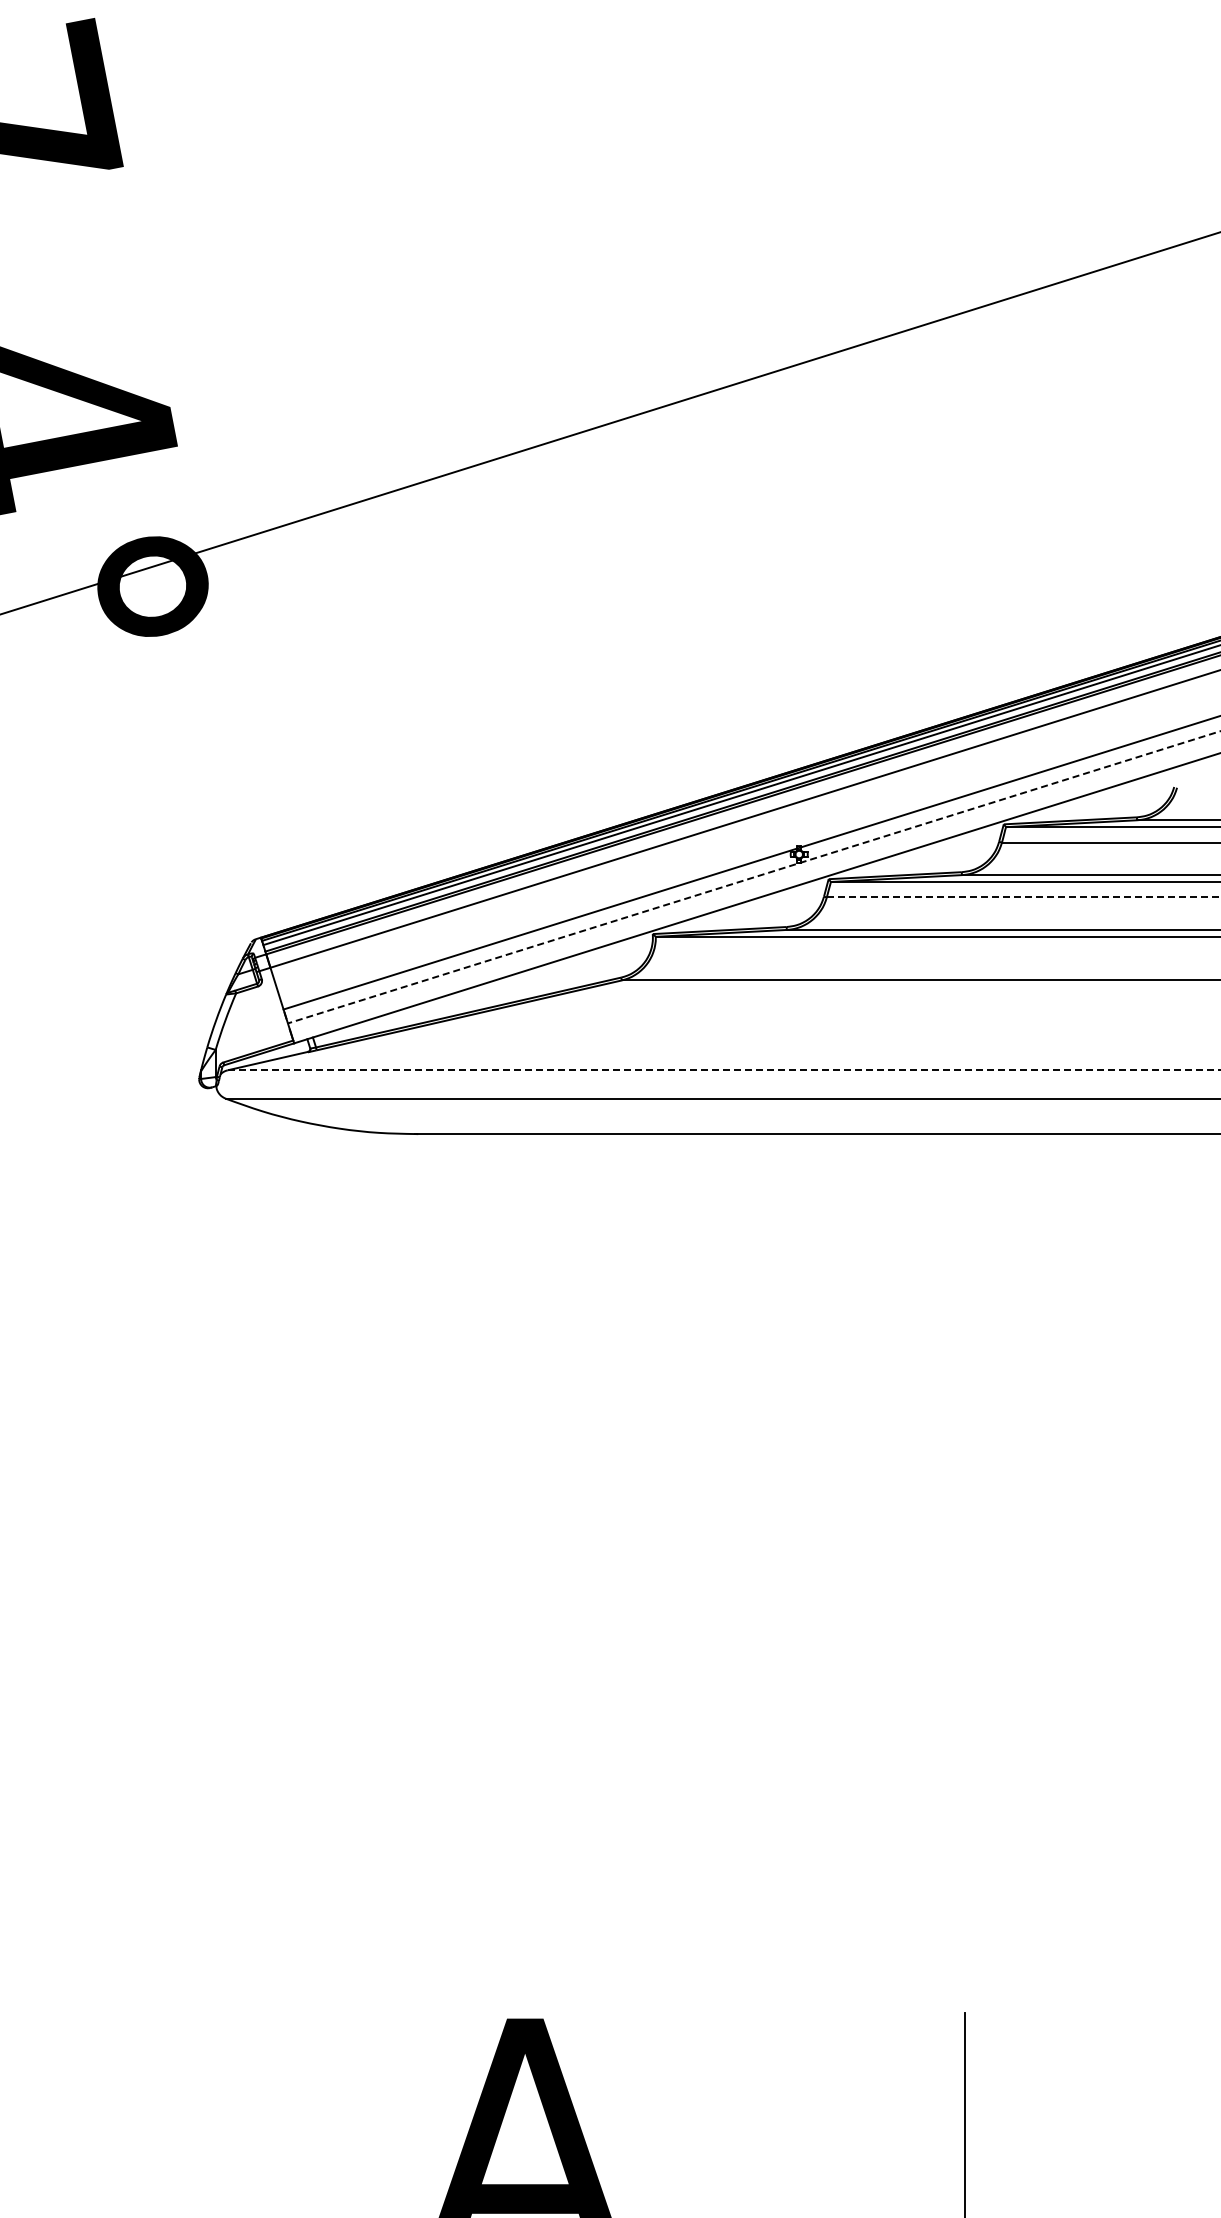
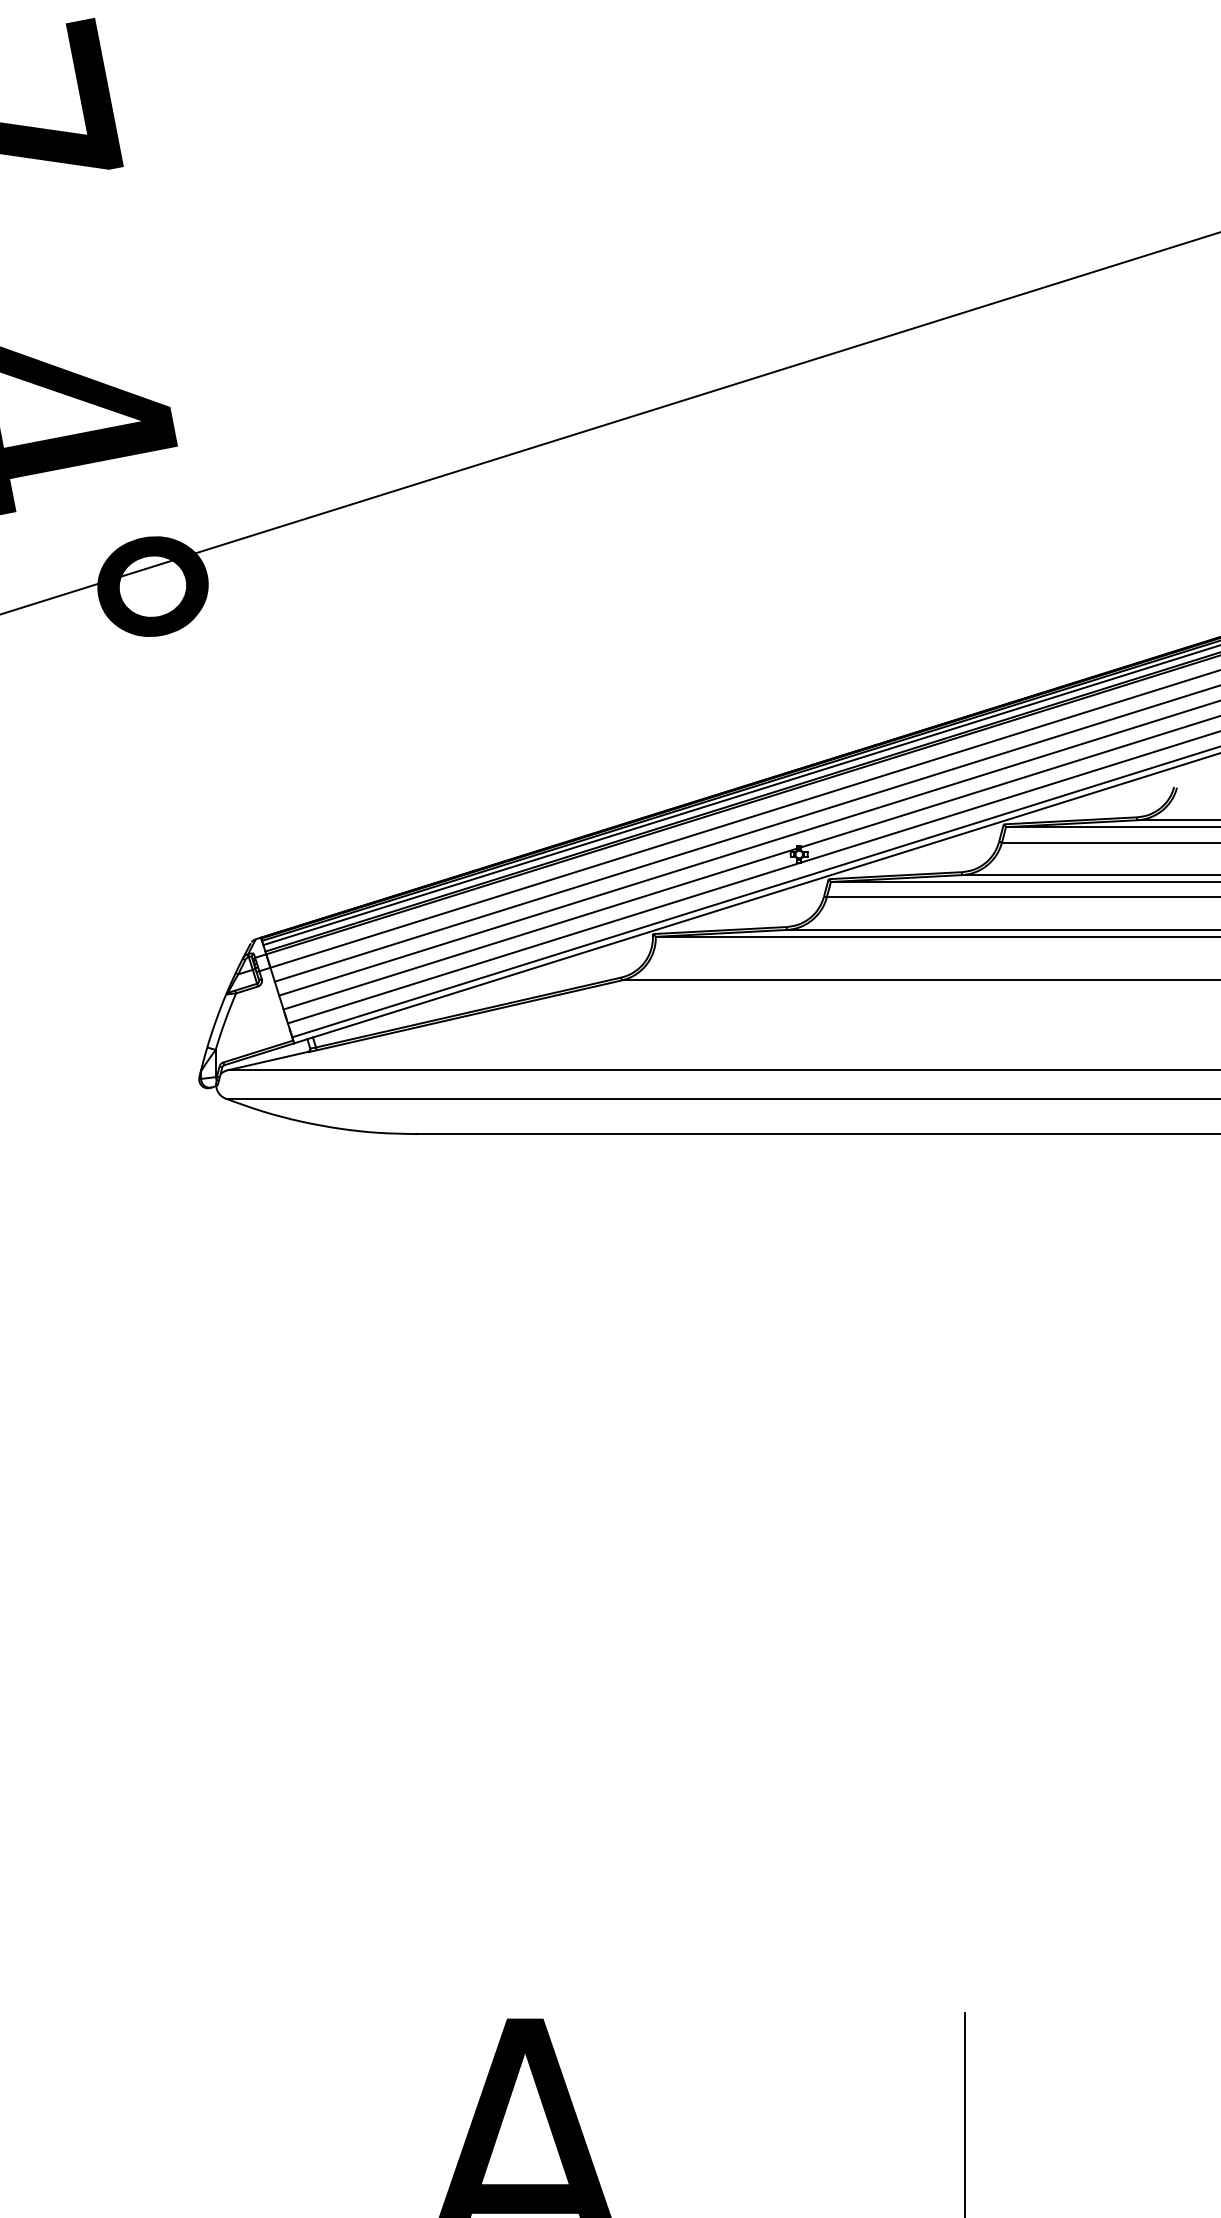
line: none -> present (745, 833)
line: none -> present (748, 848)
line: dashed -> solid (753, 877)
line: none -> present (754, 892)
line: dashed -> solid (1023, 897)
line: dashed -> solid (724, 1070)
